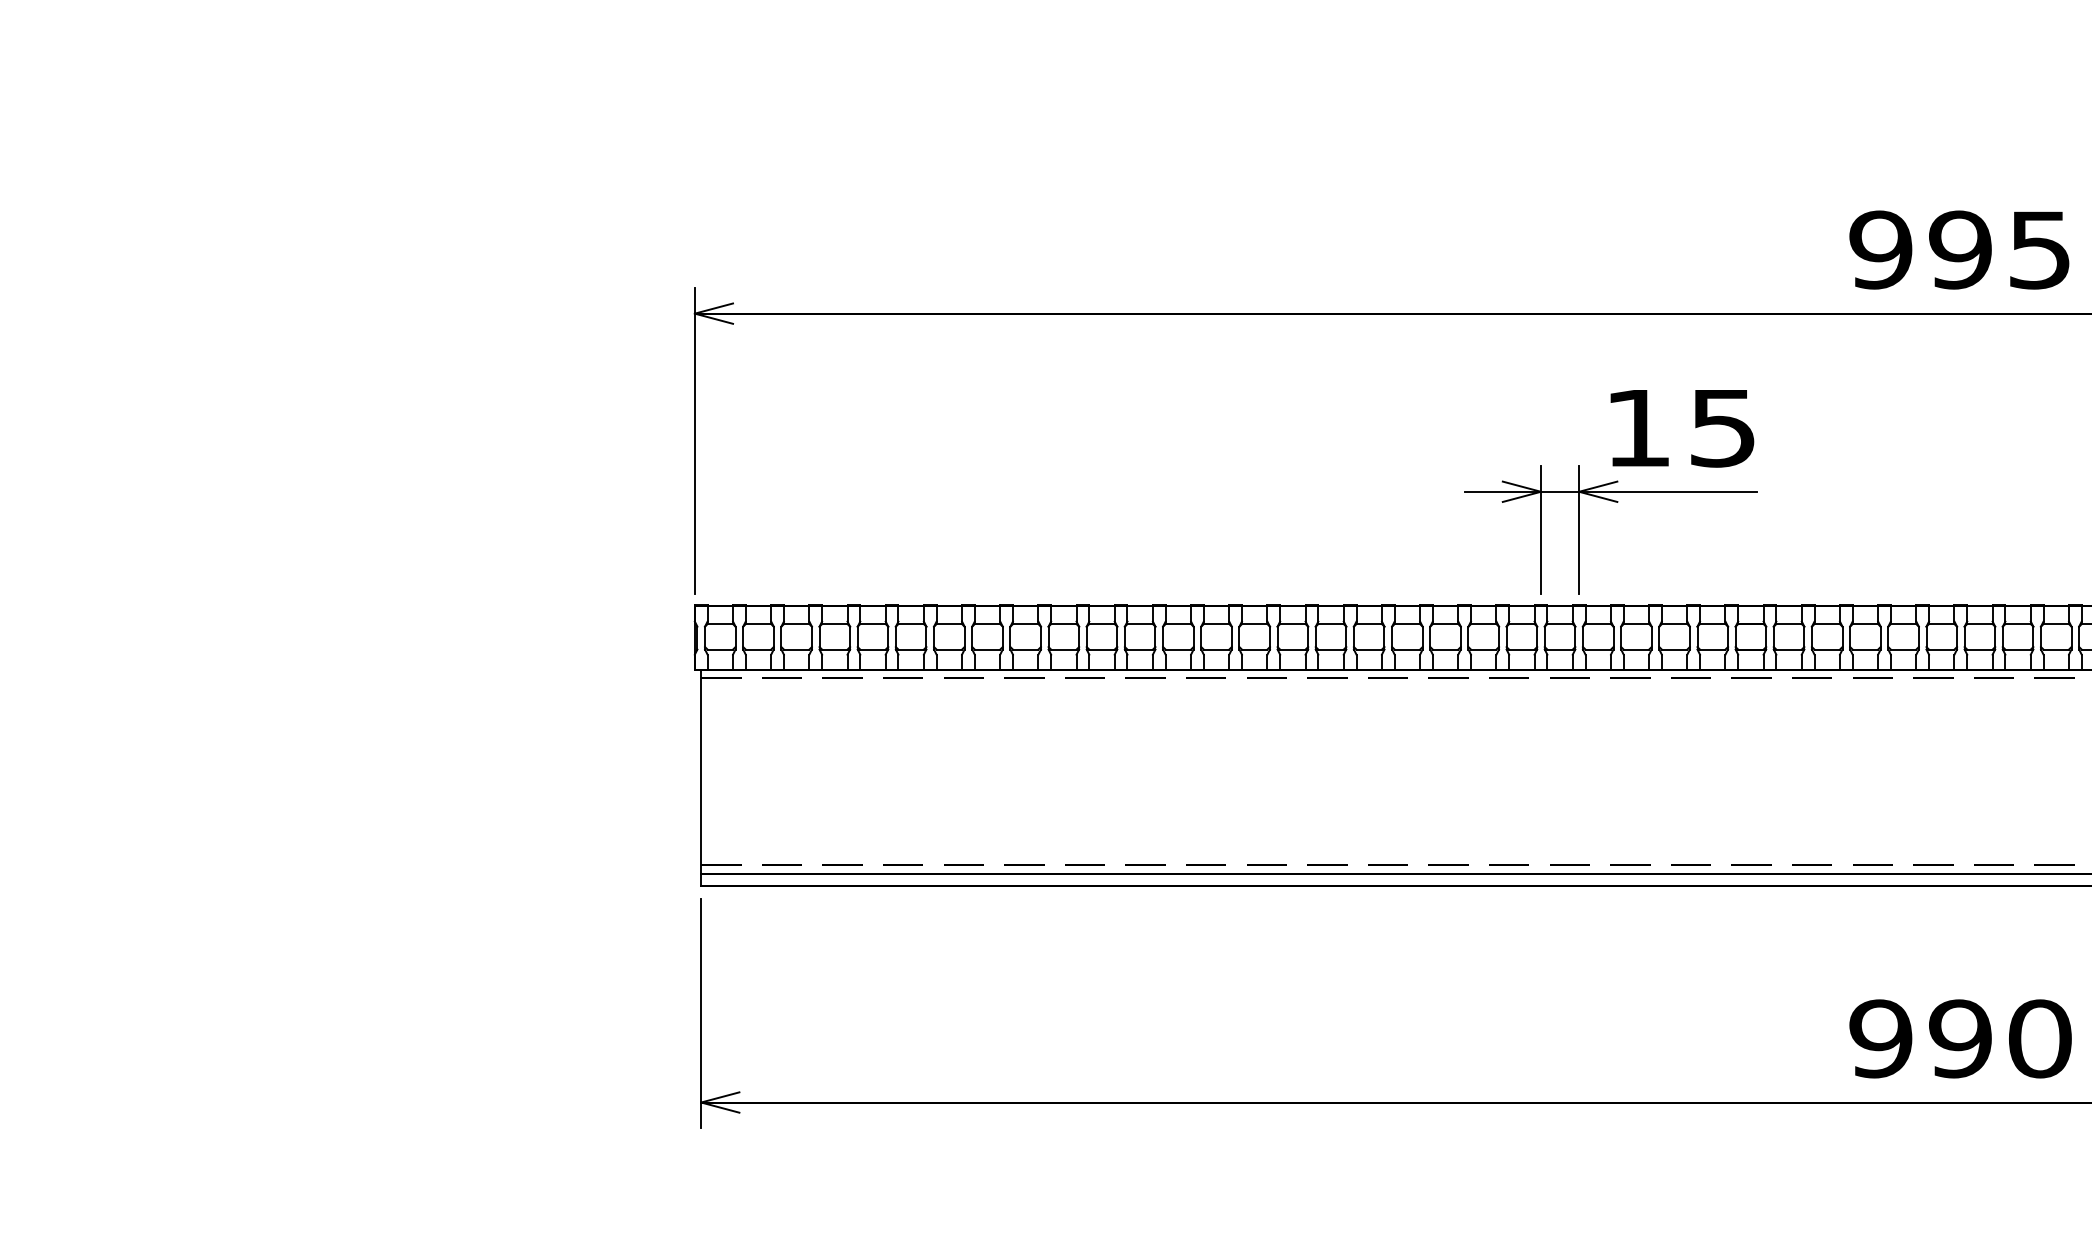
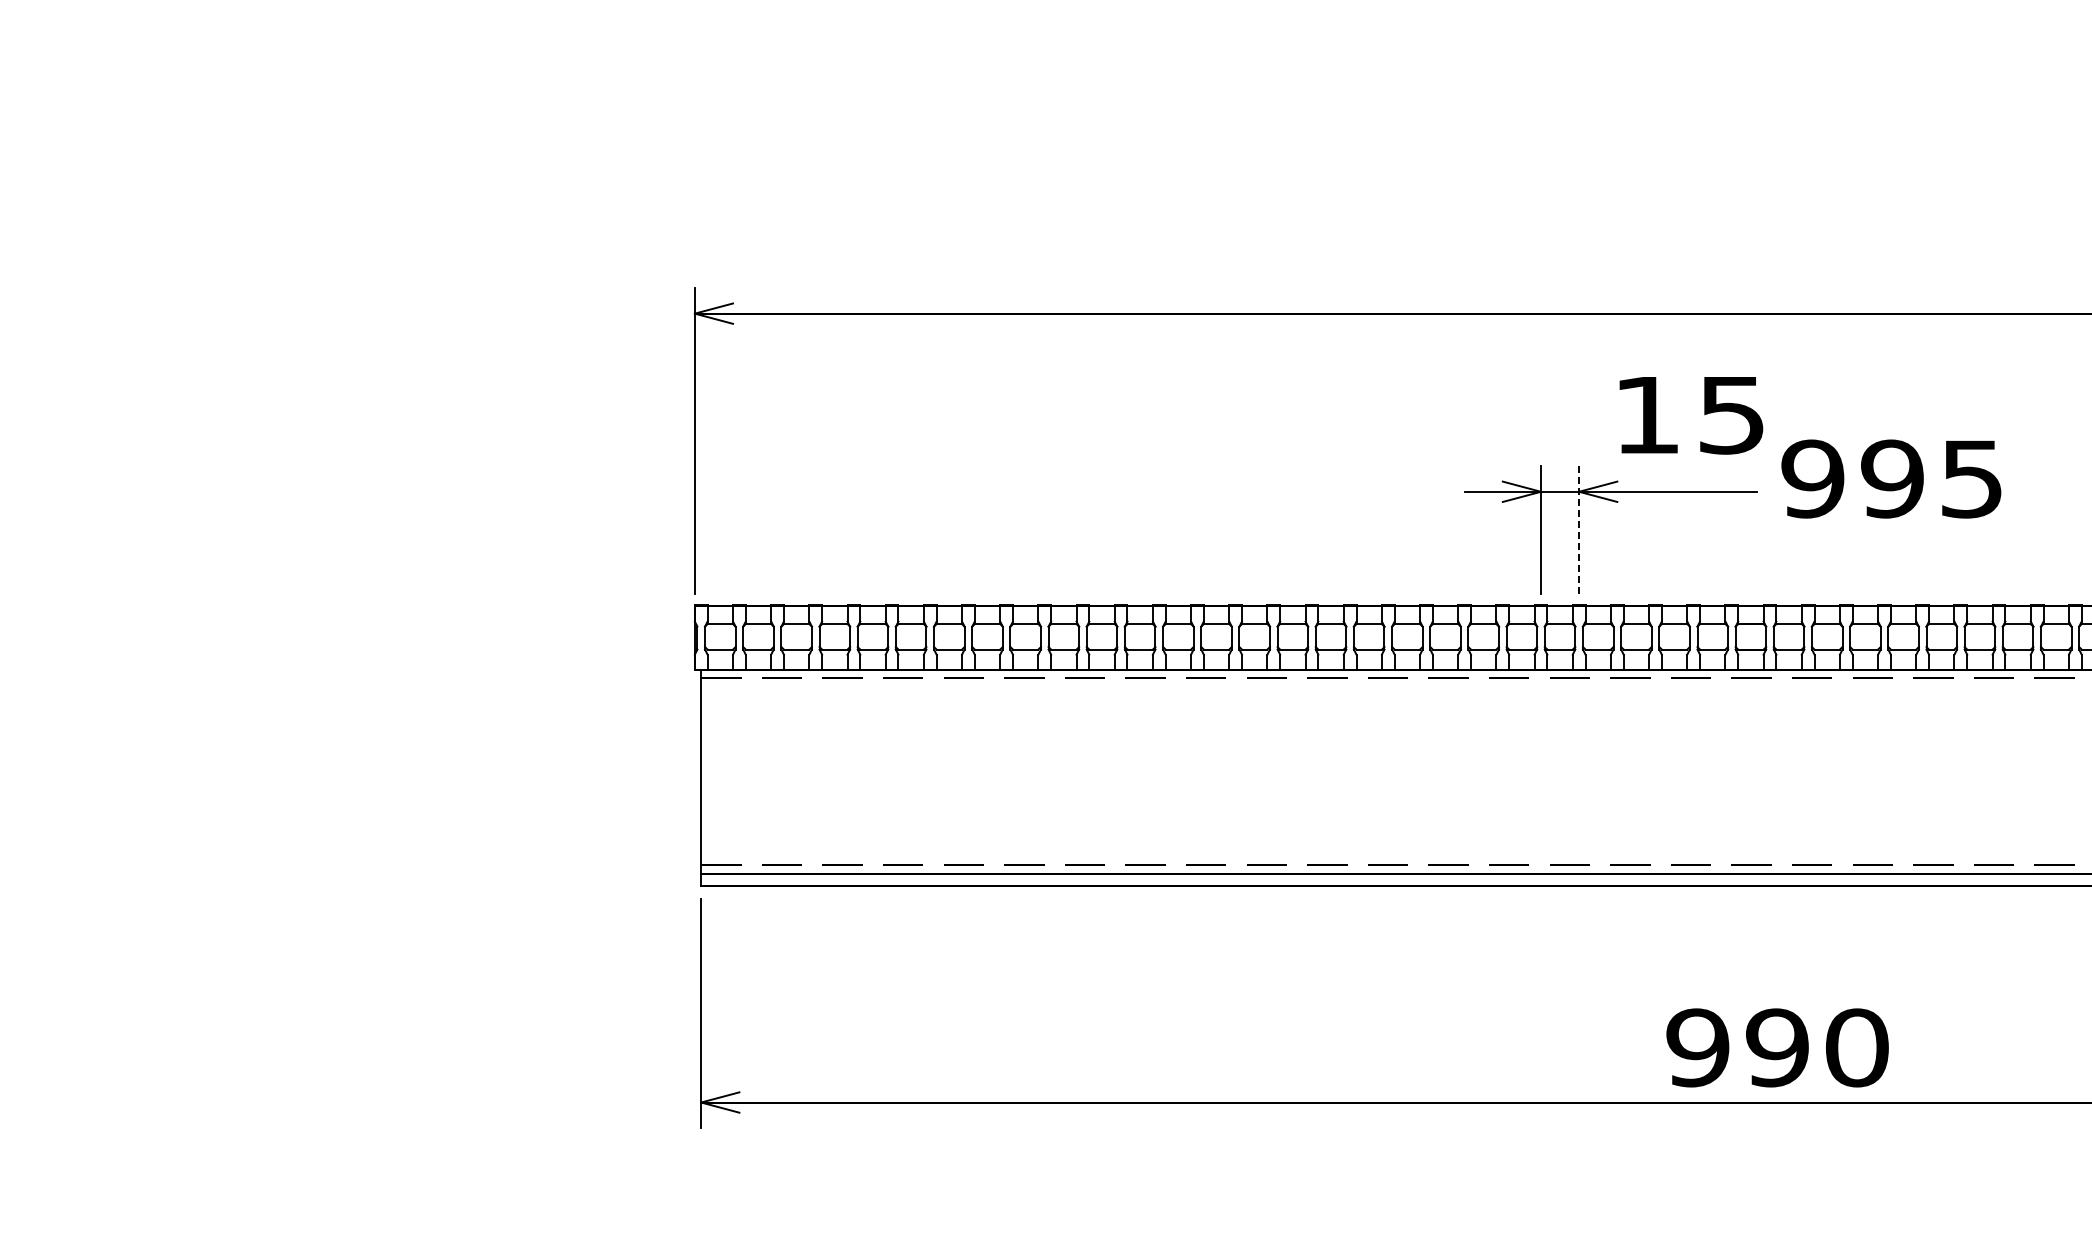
text position: (1959, 249) -> (1891, 478) (1891, 478)
text position: (1682, 428) -> (1691, 415) (1691, 415)
line: solid -> dashed (1579, 529)
text position: (1960, 1038) -> (1777, 1047) (1777, 1047)
